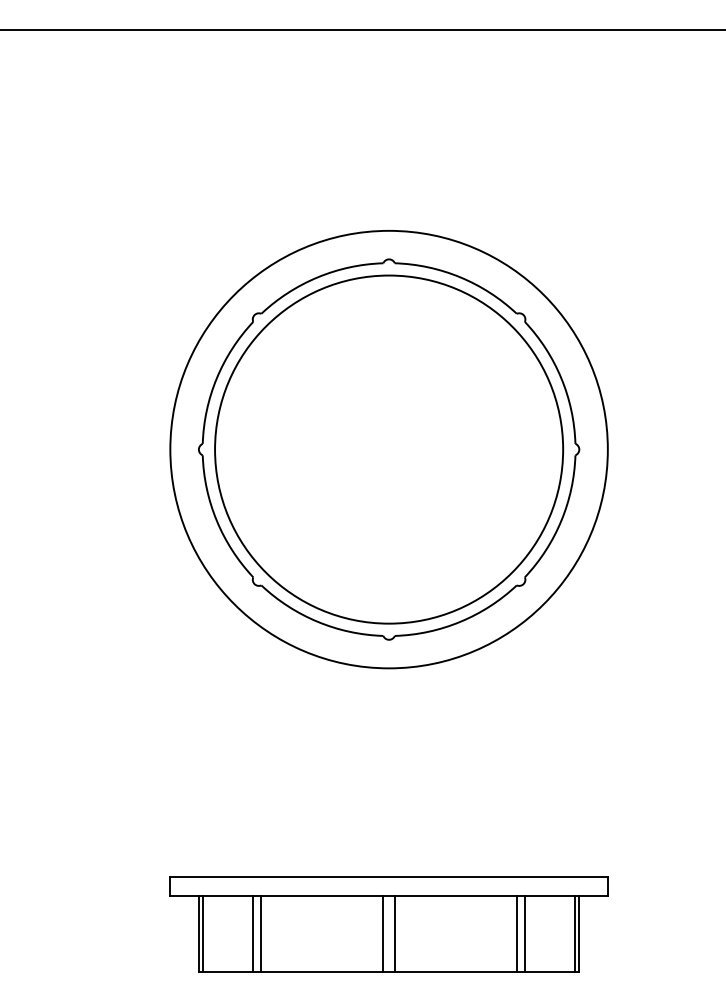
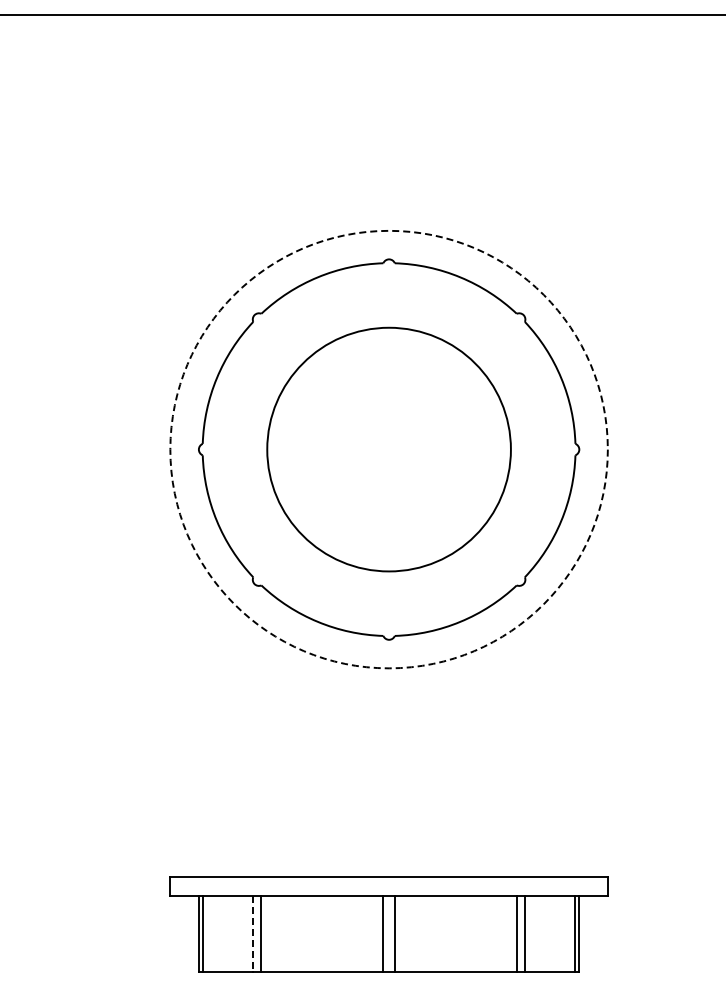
line position: (362, 30) -> (362, 15) (362, 15)
circle: solid -> dashed (388, 449)
circle diameter: 348 px -> 244 px (388, 449)
line: solid -> dashed (252, 934)
